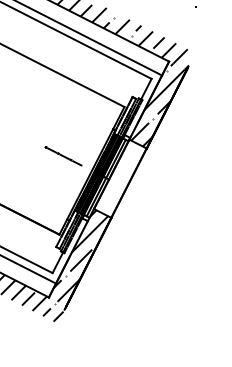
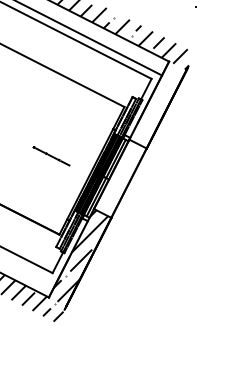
hatch: present -> none (157, 104)
line position: (63, 156) -> (51, 156) (51, 156)
line: present -> none (29, 269)
